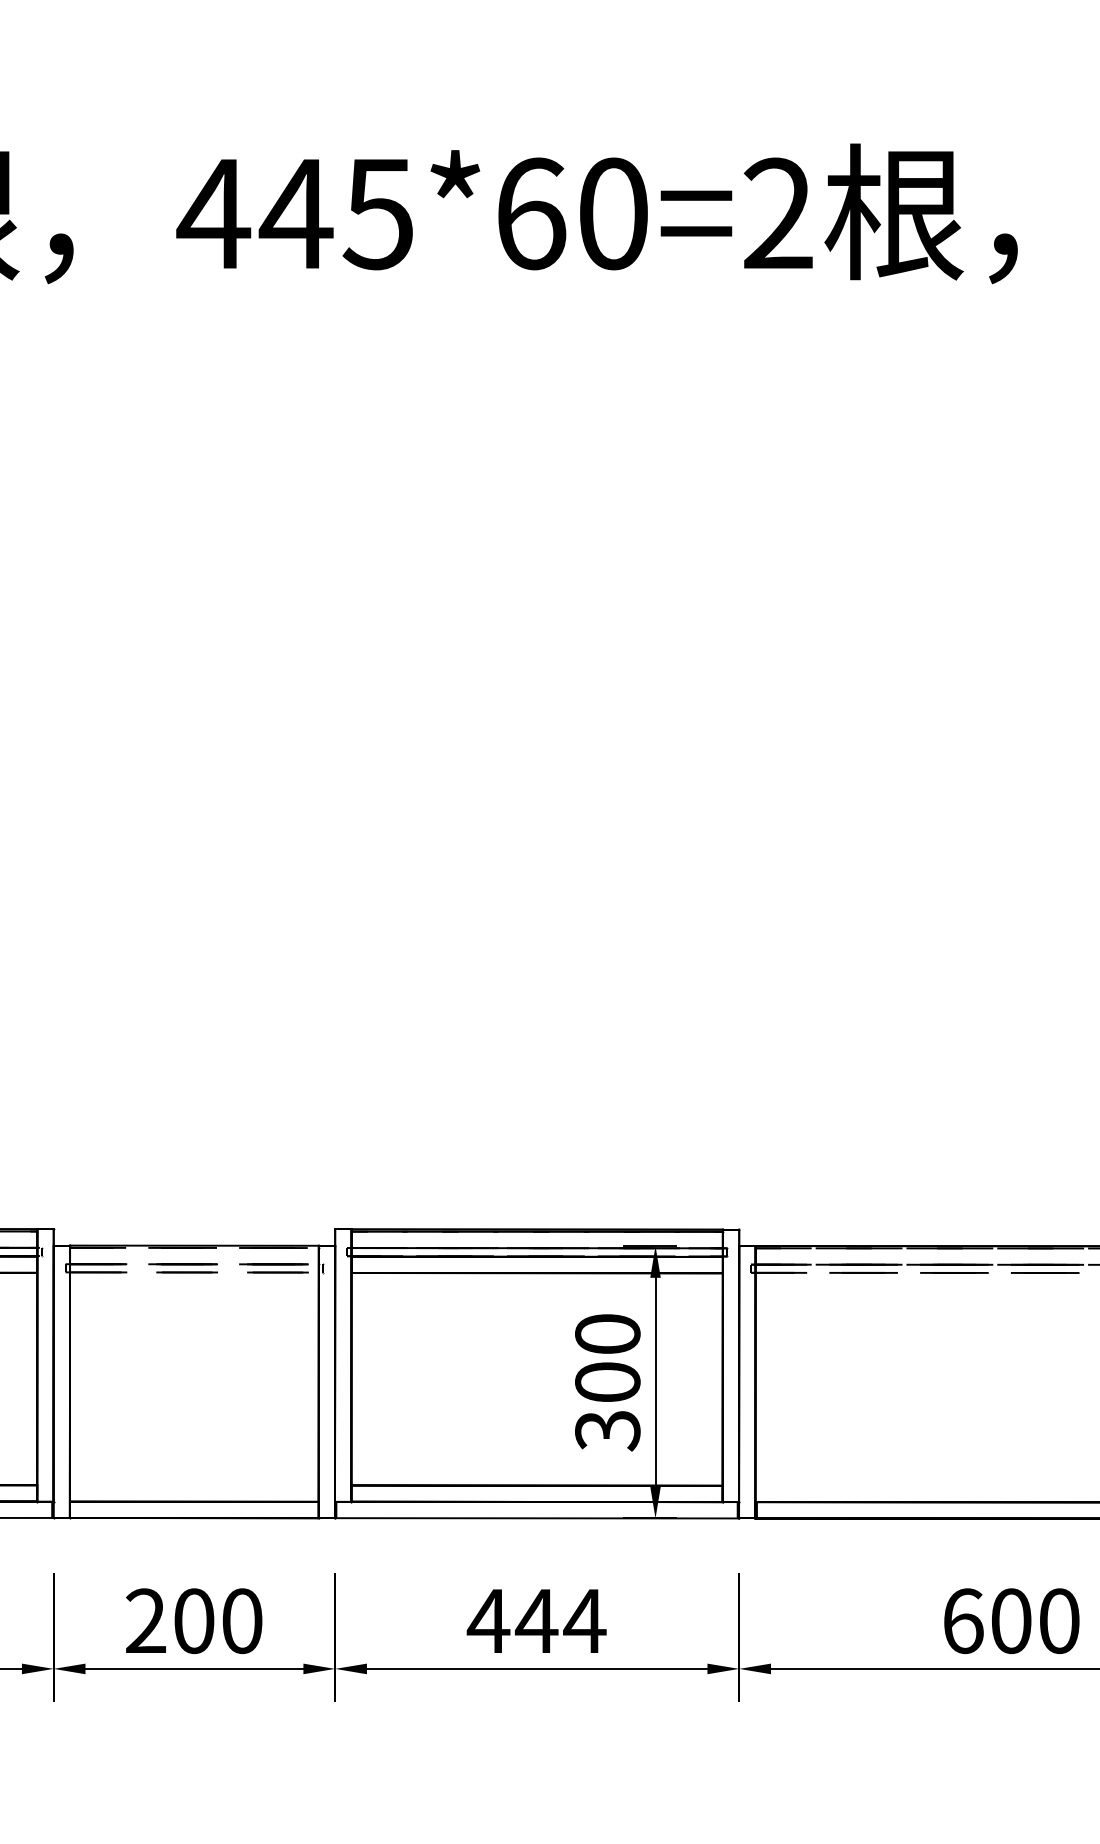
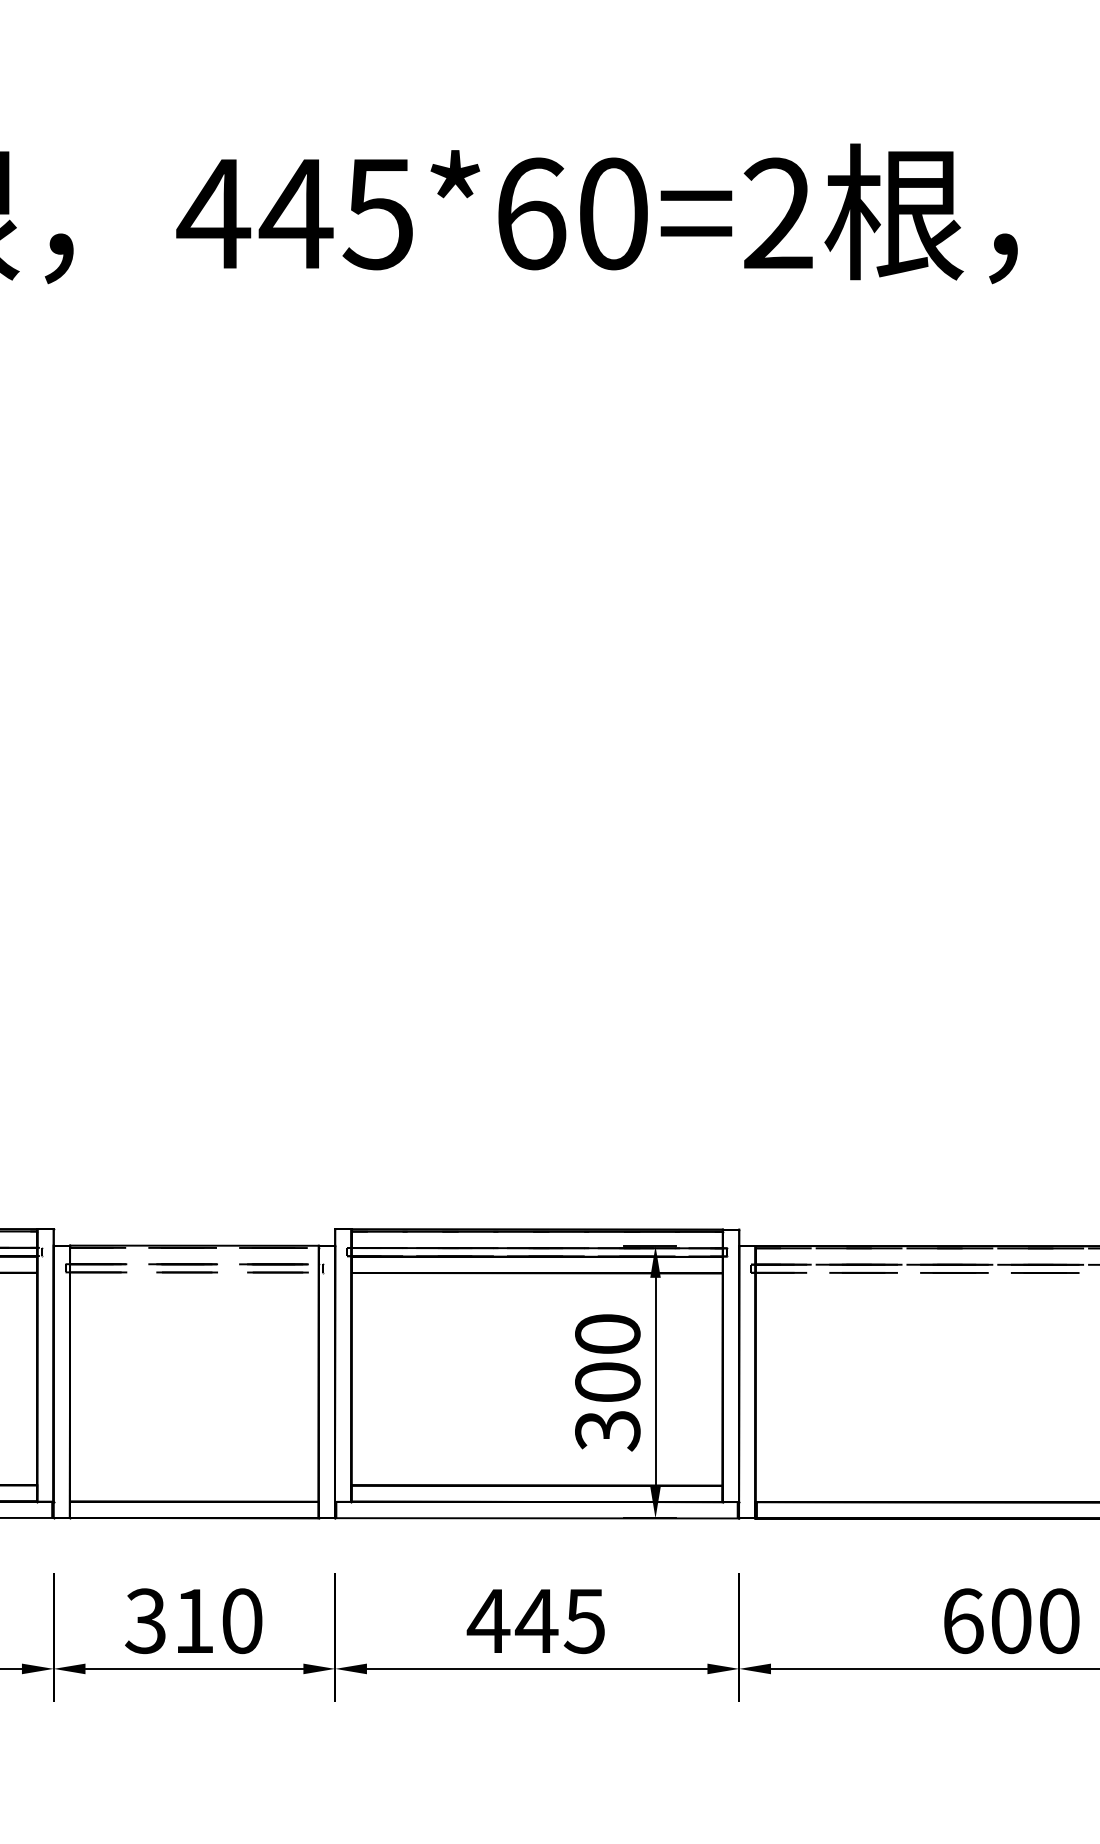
text: 200 -> 310 (169, 1621)
text: 444 -> 445 (584, 1621)
